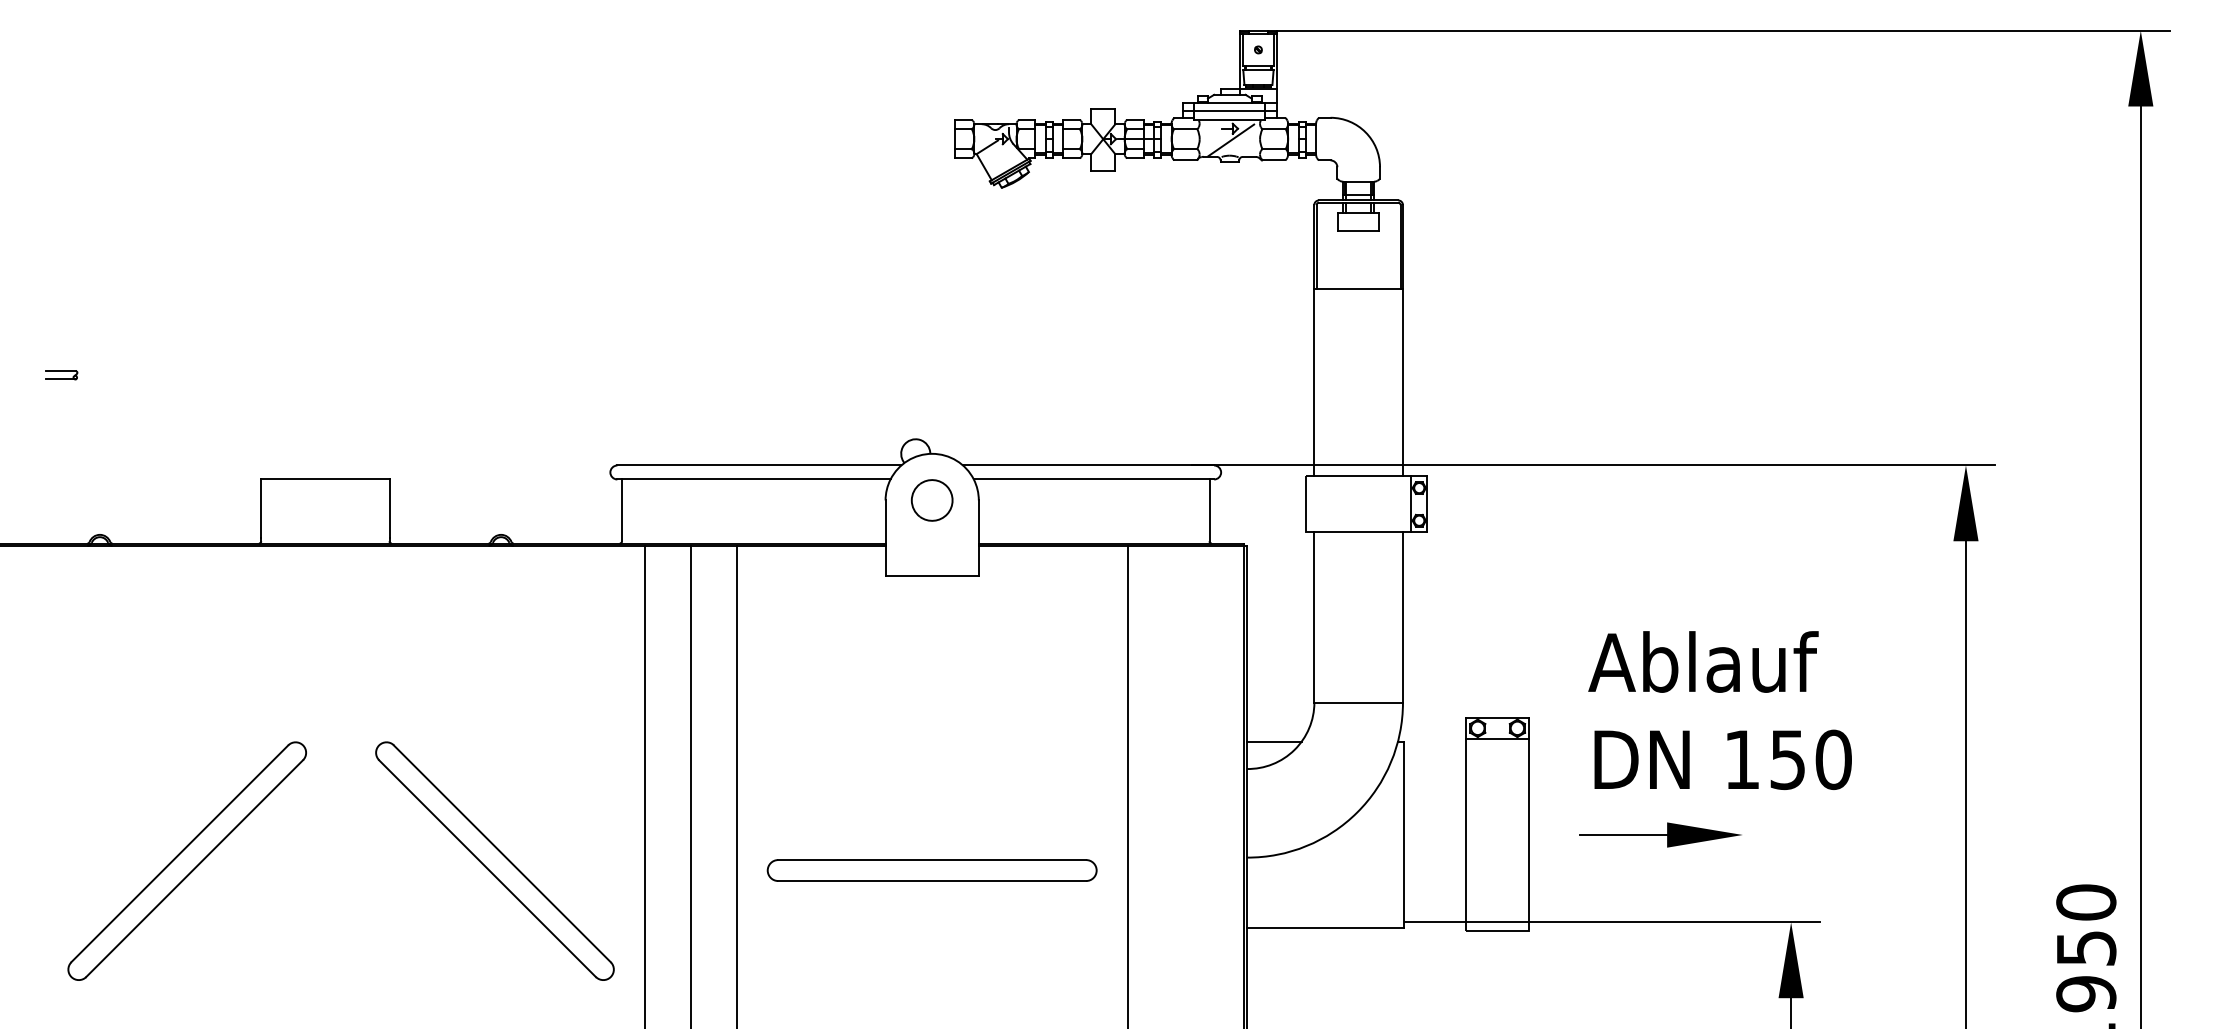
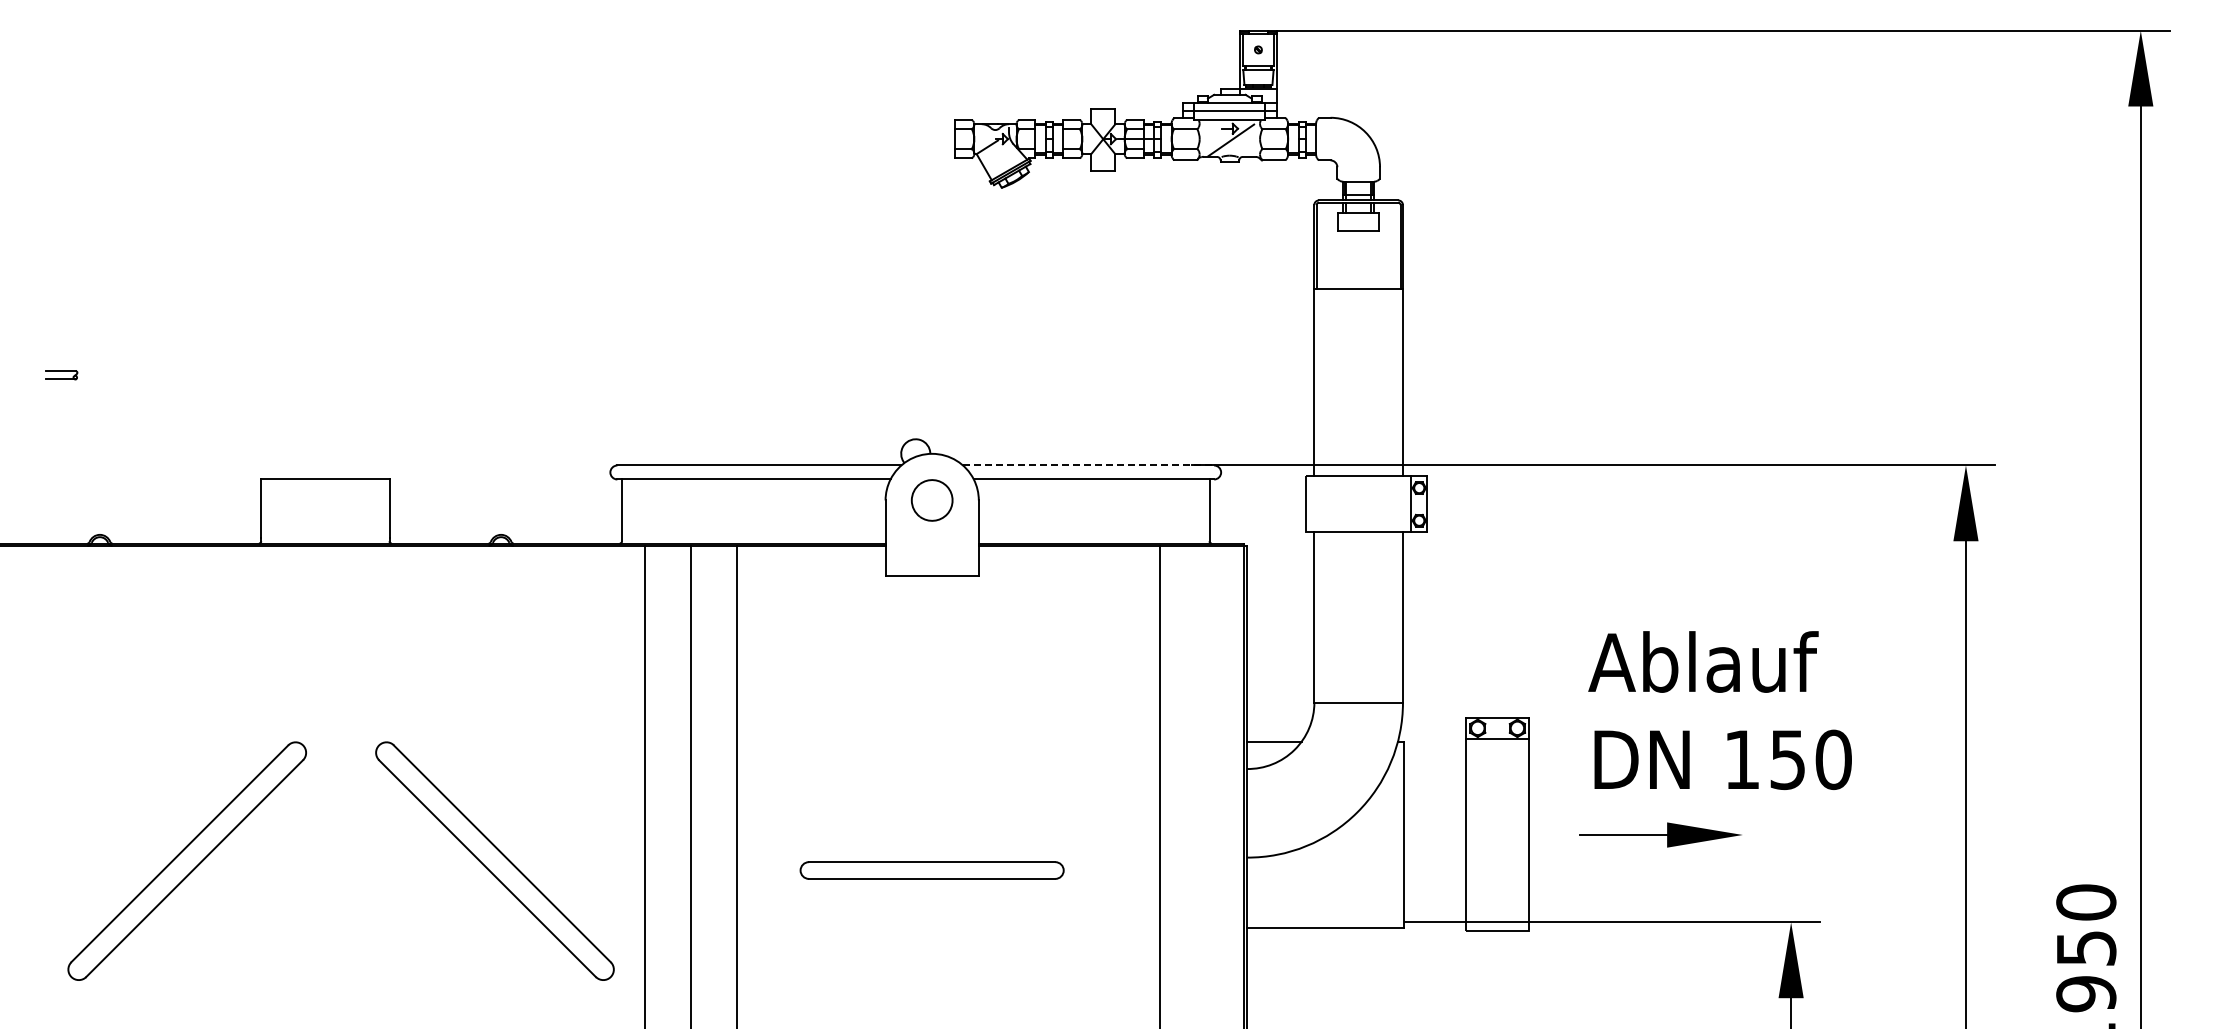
line: solid -> dashed (1088, 465)
line position: (1127, 785) -> (1159, 785) (1159, 785)
part size: 332x23 px -> 266x19 px (931, 870)
